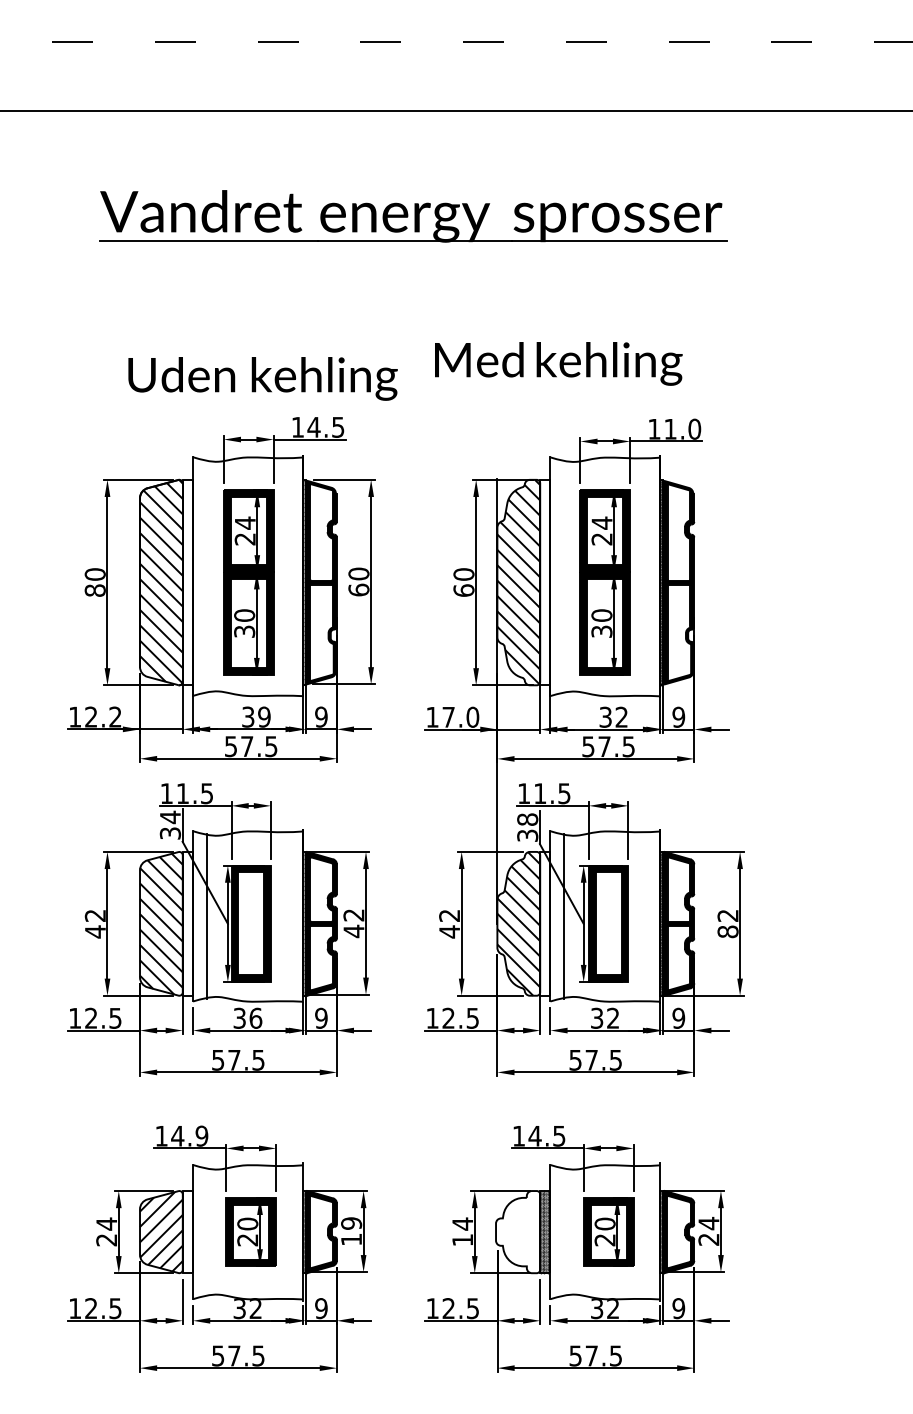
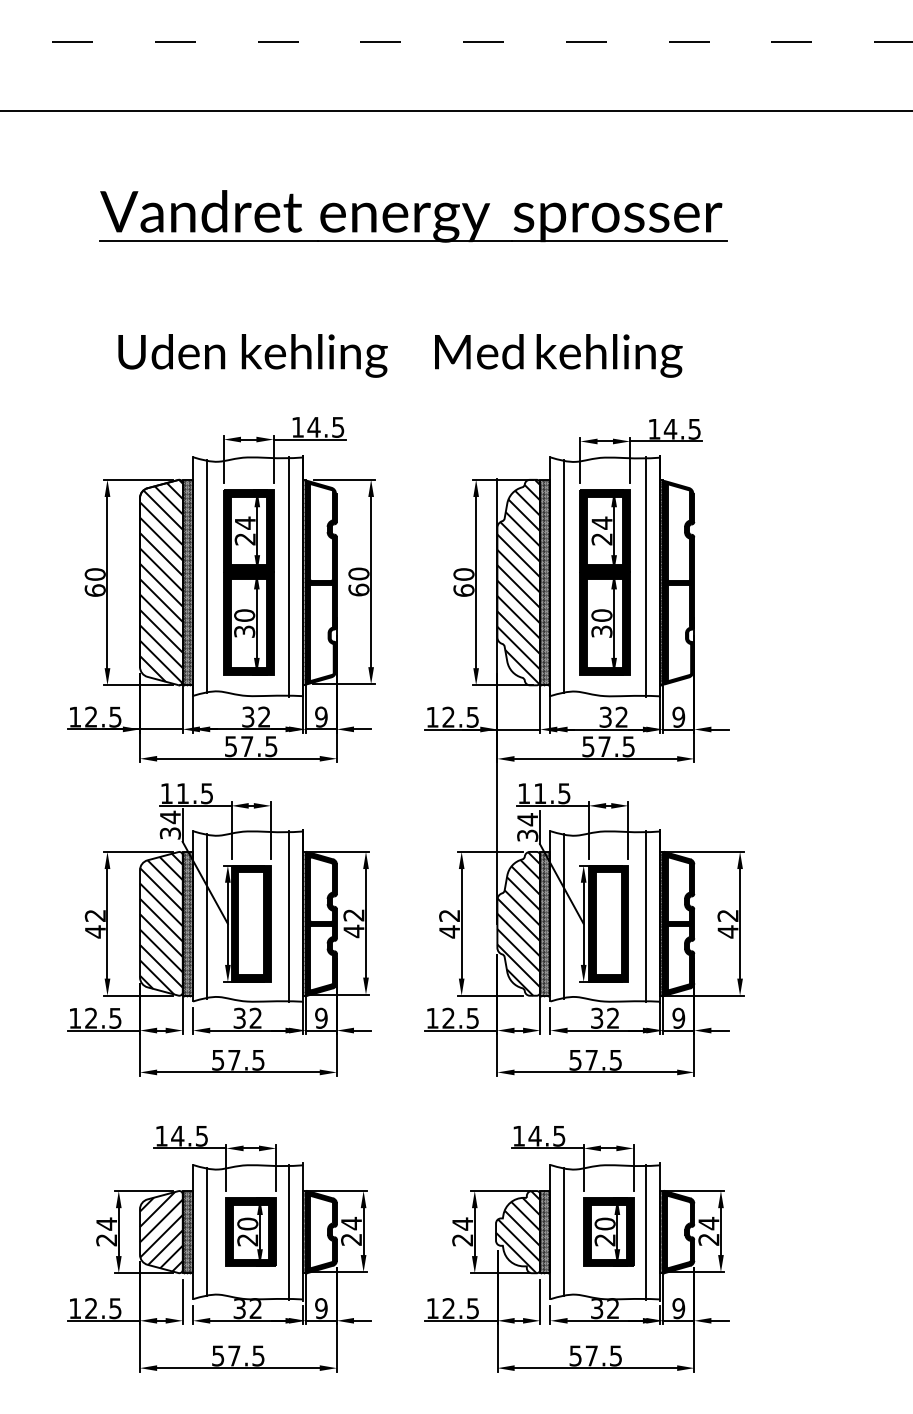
text position: (558, 363) -> (558, 355) (558, 355)
text position: (262, 378) -> (252, 355) (252, 355)
text: 11.0 -> 14.5 (682, 428)
line: none -> present (206, 576)
line: none -> present (288, 576)
line: none -> present (564, 576)
line: none -> present (646, 576)
hatch: none -> present (187, 582)
hatch: none -> present (545, 582)
text: 80 -> 60 (94, 590)
text: 12.2 -> 12.5 (115, 716)
text: 39 -> 32 (264, 716)
text: 17.0 -> 12.5 (460, 716)
text: 38 -> 34 (527, 819)
line: none -> present (288, 916)
line: none -> present (646, 916)
hatch: none -> present (187, 923)
hatch: none -> present (545, 923)
text: 82 -> 42 (727, 931)
text: 36 -> 32 (255, 1017)
text: 14.9 -> 14.5 (201, 1135)
text: 19 -> 24 (351, 1230)
line: none -> present (206, 1231)
line: none -> present (288, 1231)
line: none -> present (564, 1231)
line: none -> present (646, 1231)
hatch: none -> present (187, 1232)
hatch: none -> present (518, 1232)
text: 14 -> 24 (462, 1240)
